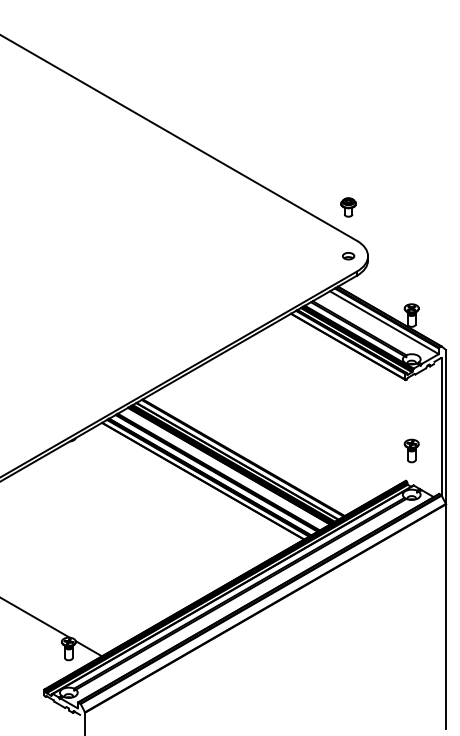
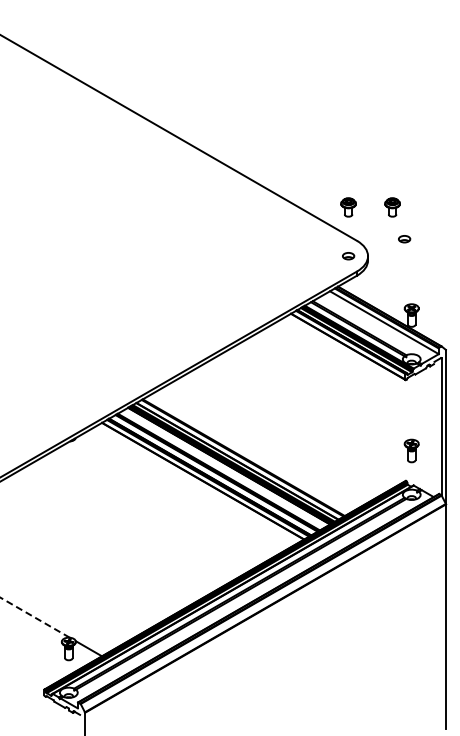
part: none -> present (392, 207)
part: none -> present (404, 239)
line: solid -> dashed (35, 617)
